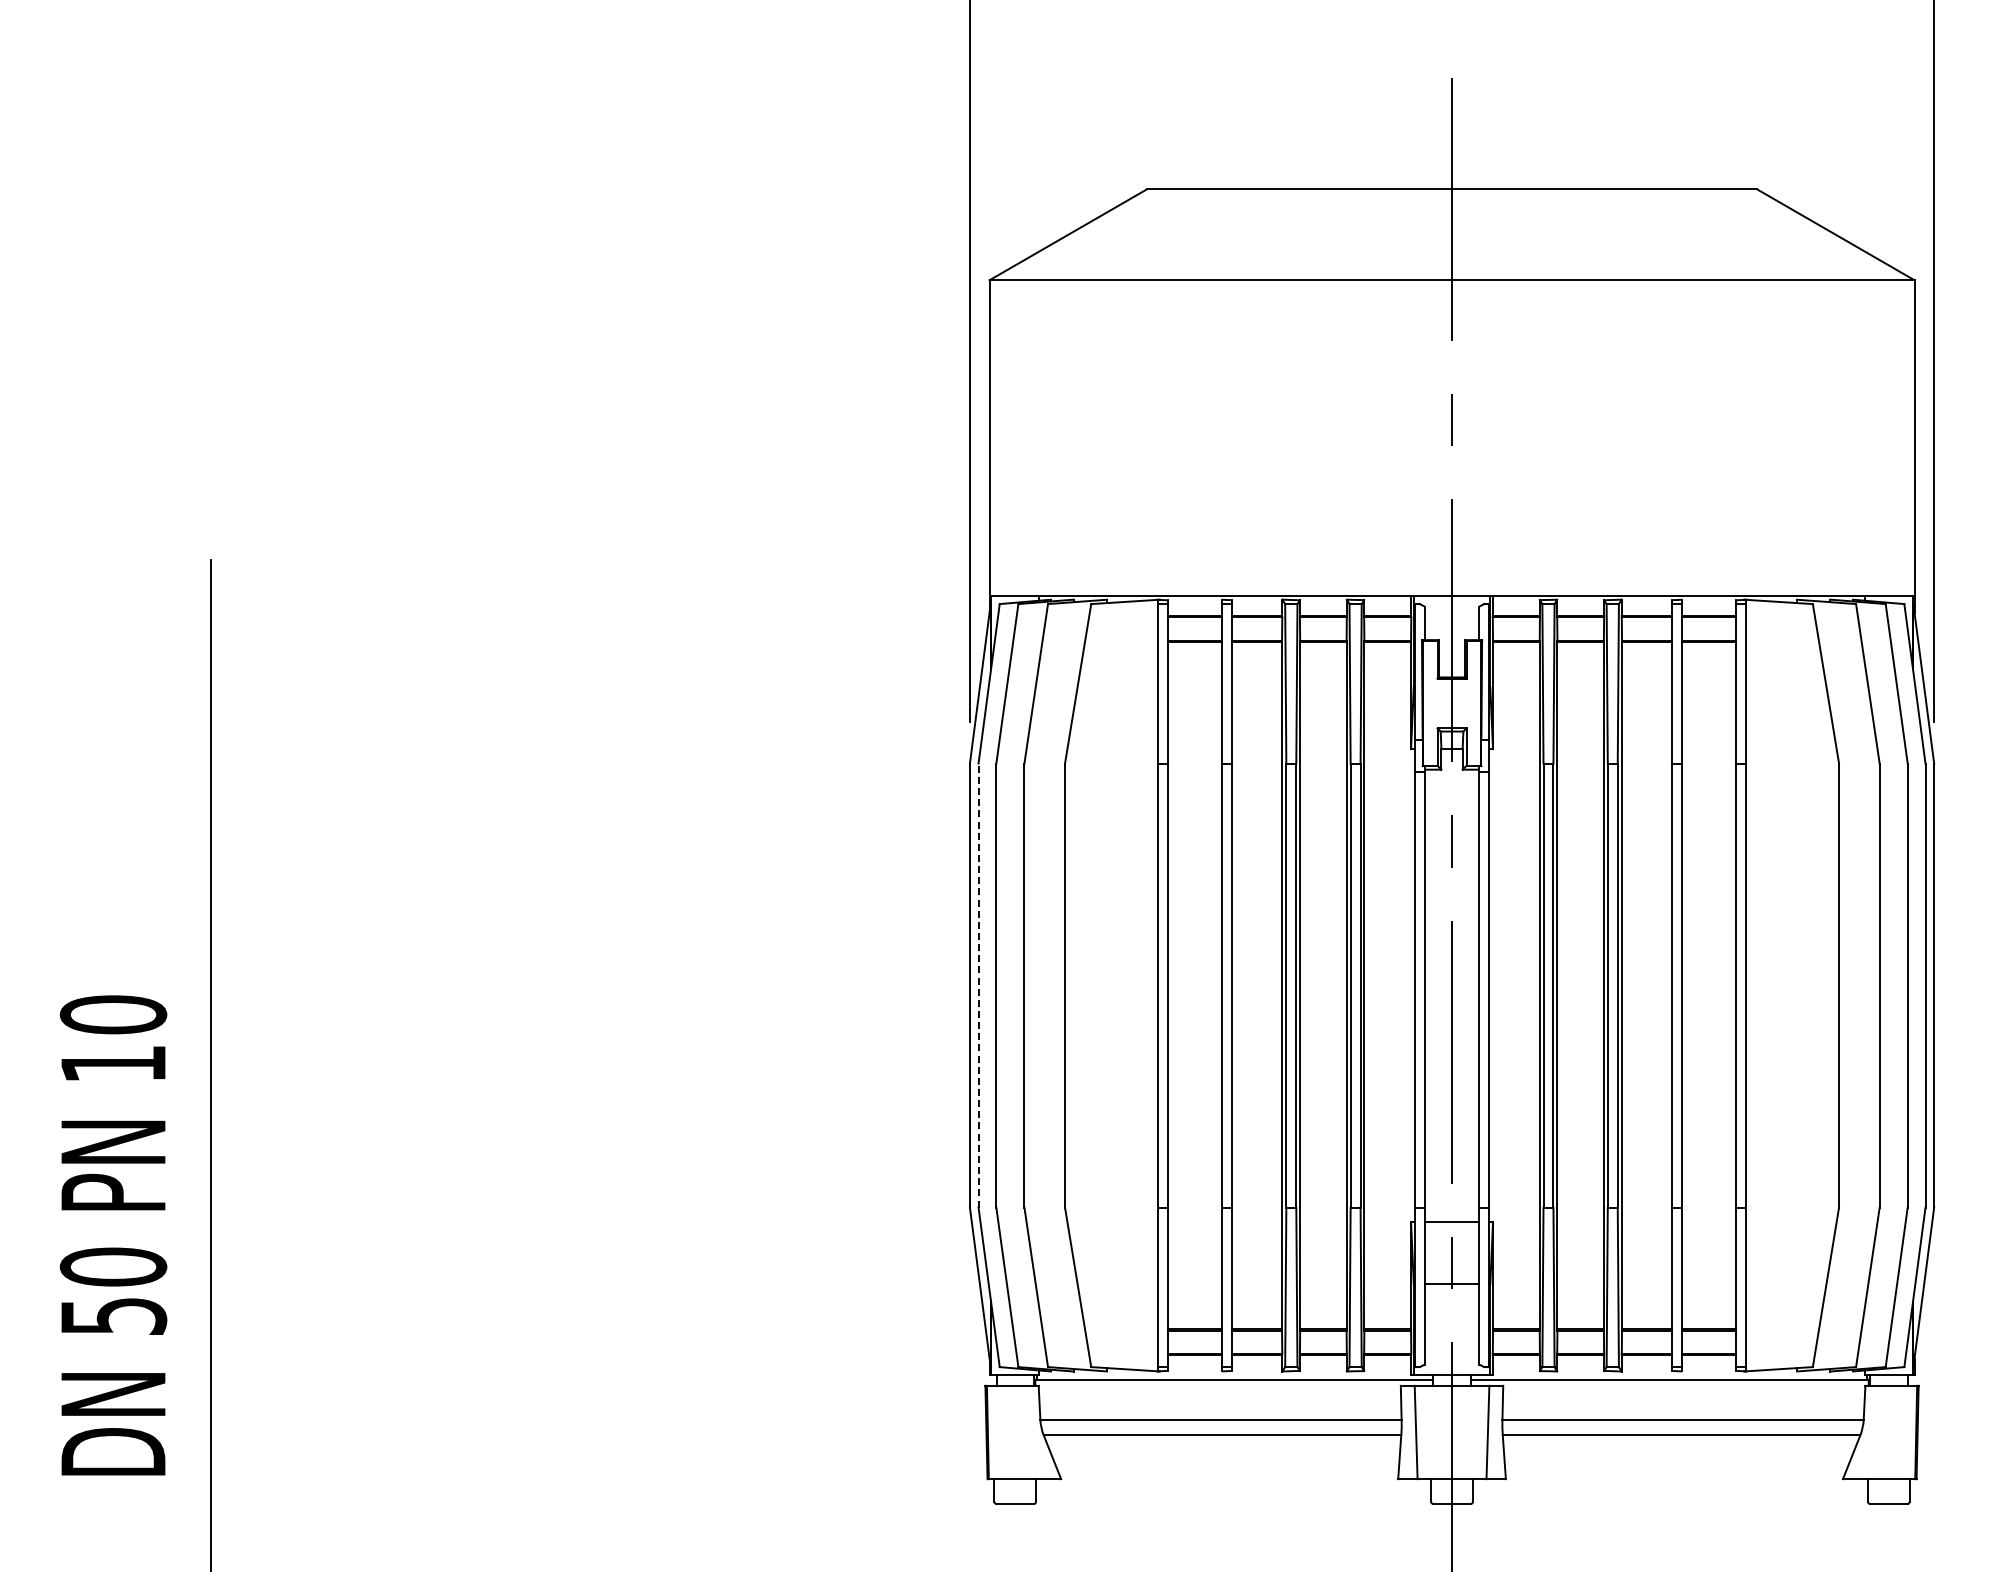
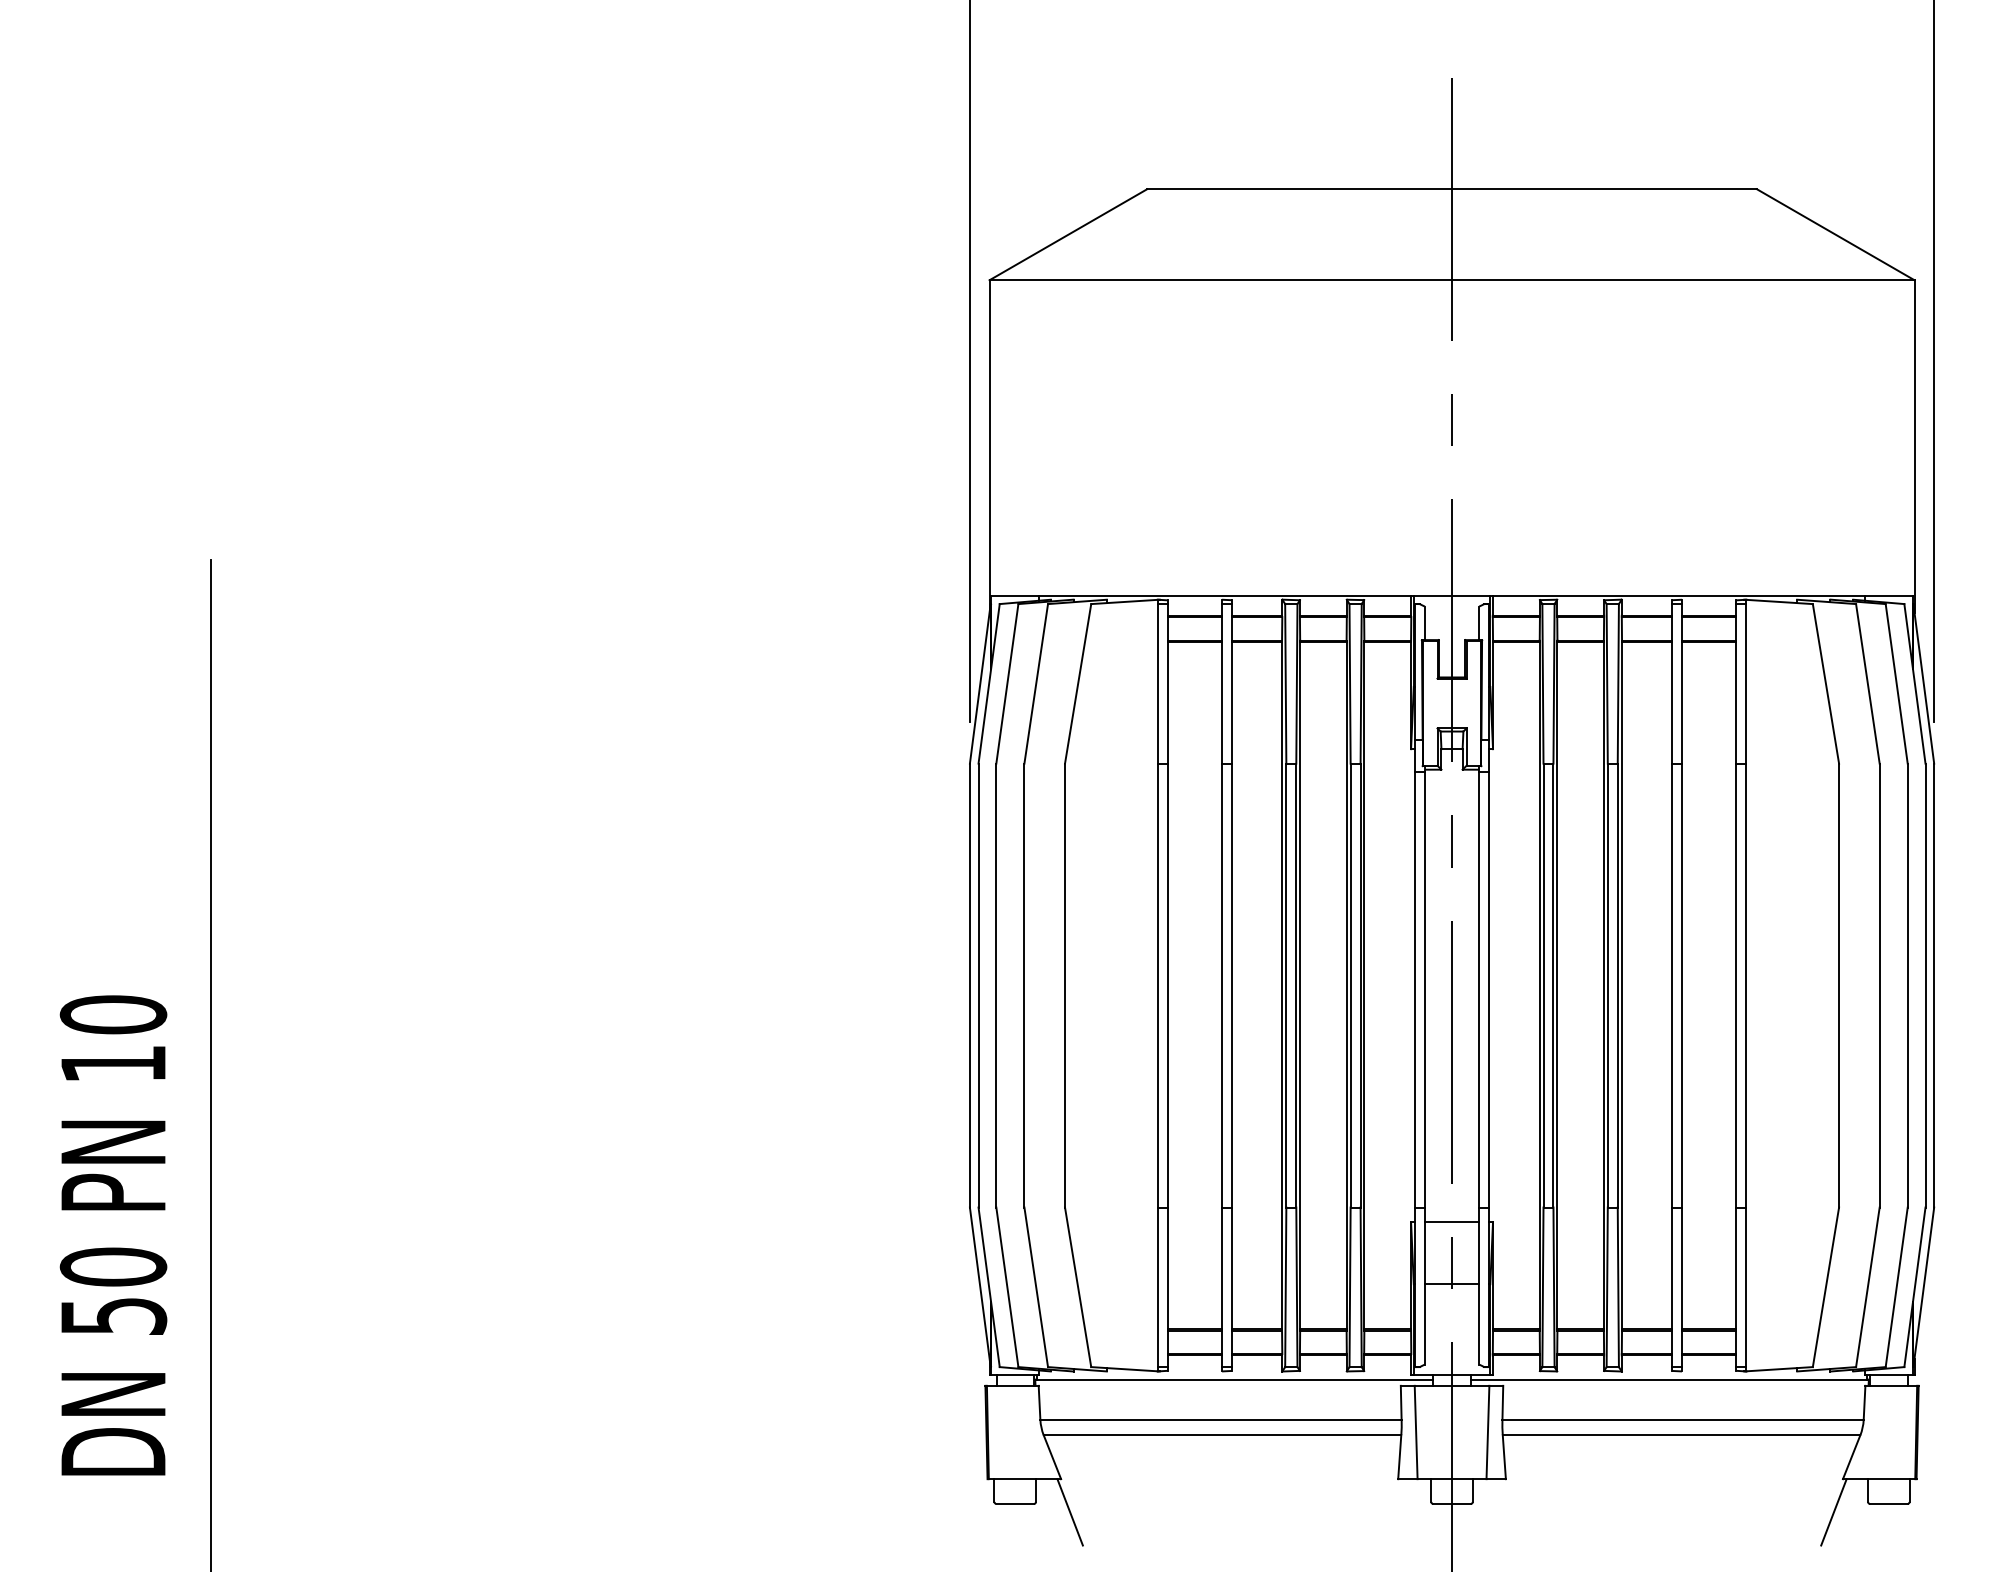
line: dashed -> solid (978, 985)
line: none -> present (1069, 1512)
line: none -> present (1833, 1512)
